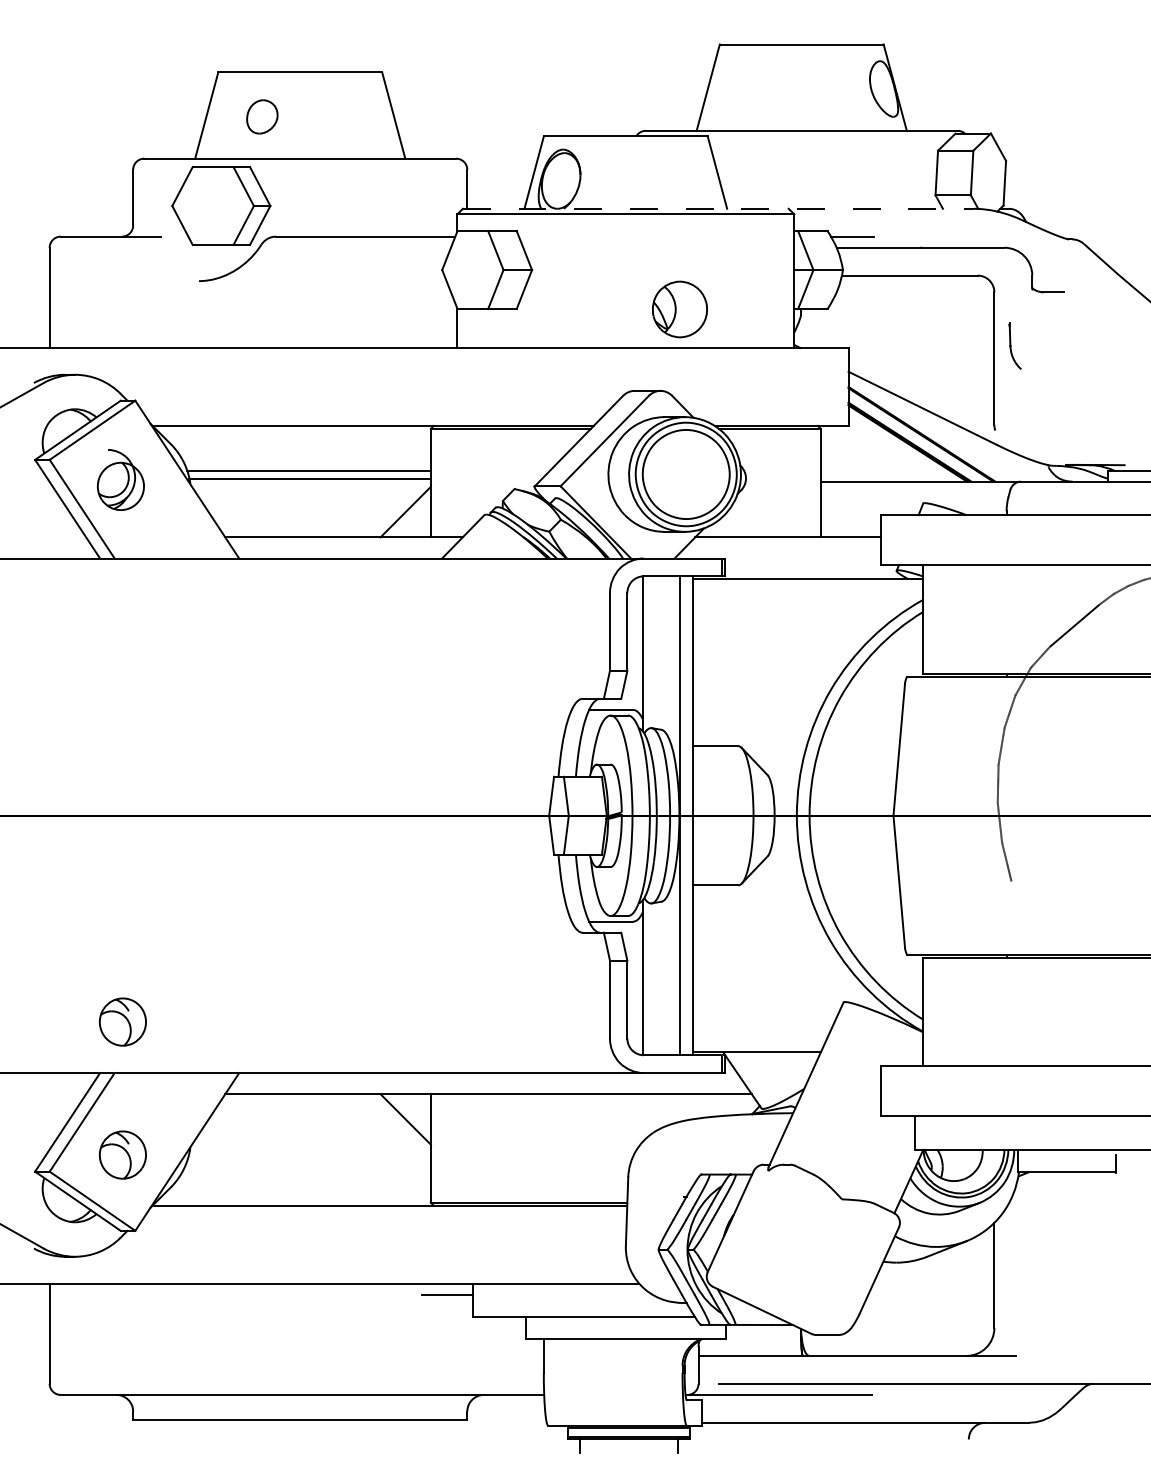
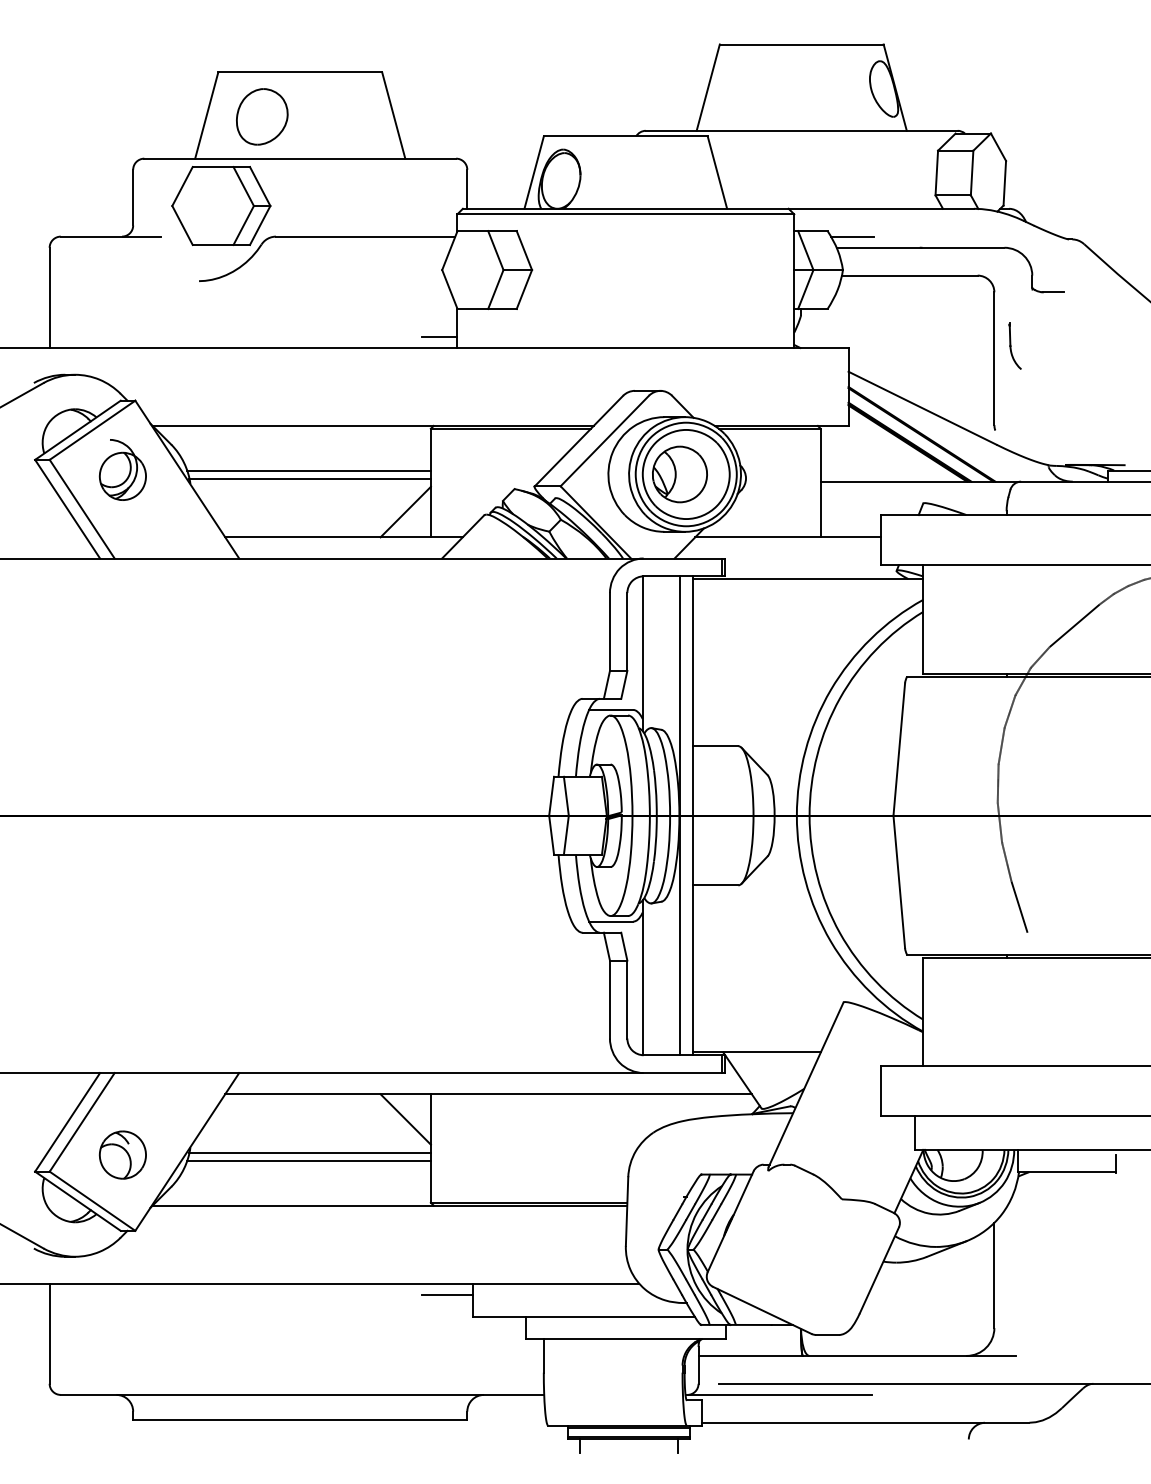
part size: 33x36 px -> 53x58 px (262, 116)
line: dashed -> solid (718, 208)
part position: (679, 309) -> (679, 474) (679, 474)
line: none -> present (439, 336)
part position: (120, 479) -> (122, 469) (122, 469)
line: none -> present (1019, 906)
part: present -> none (122, 1021)
line: none -> present (309, 1152)
line: none -> present (308, 1161)
